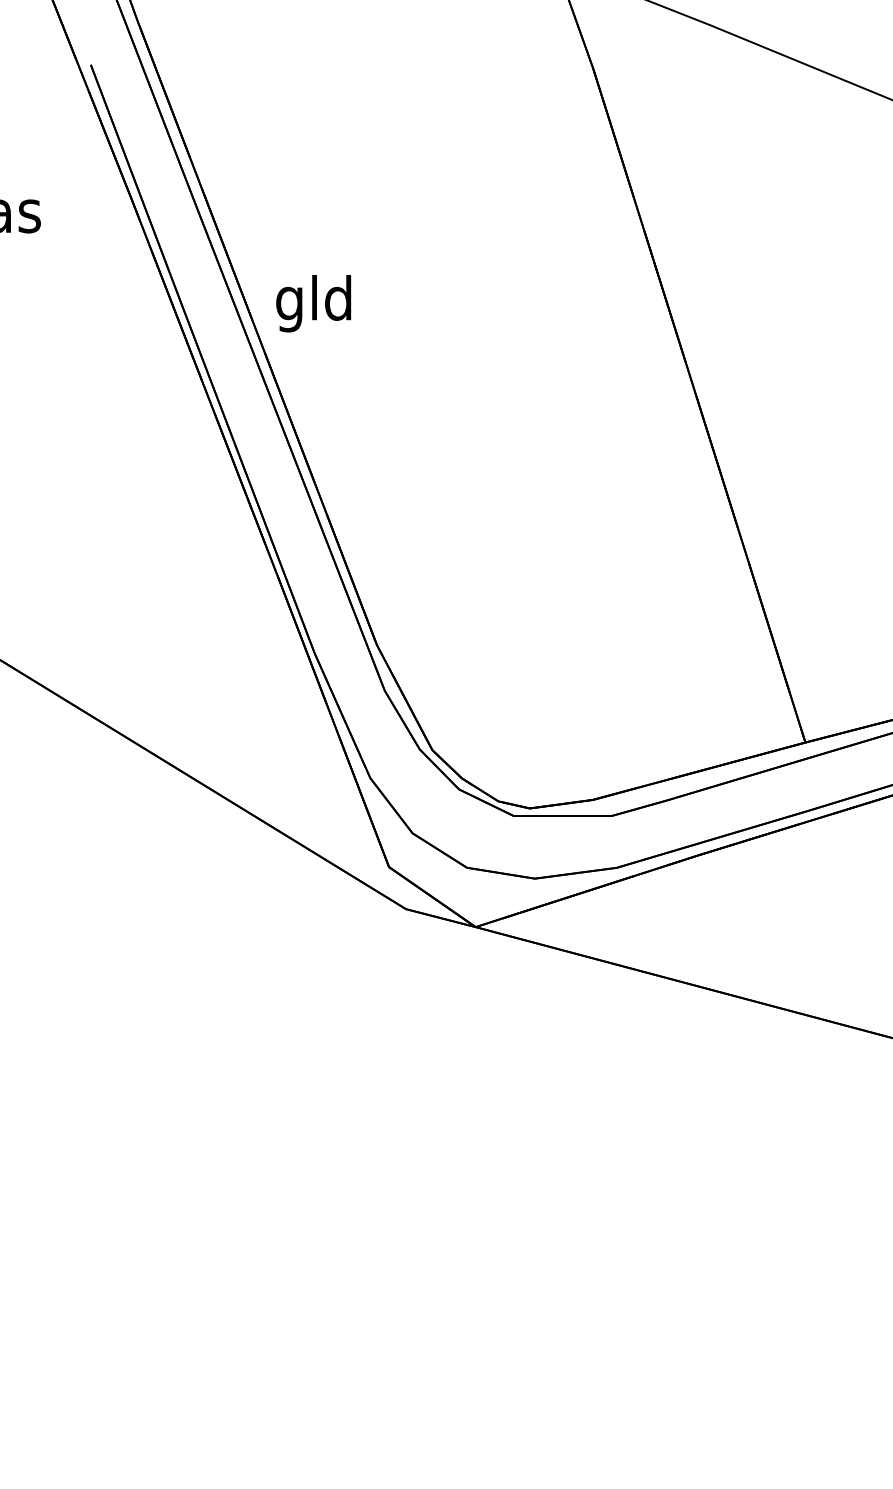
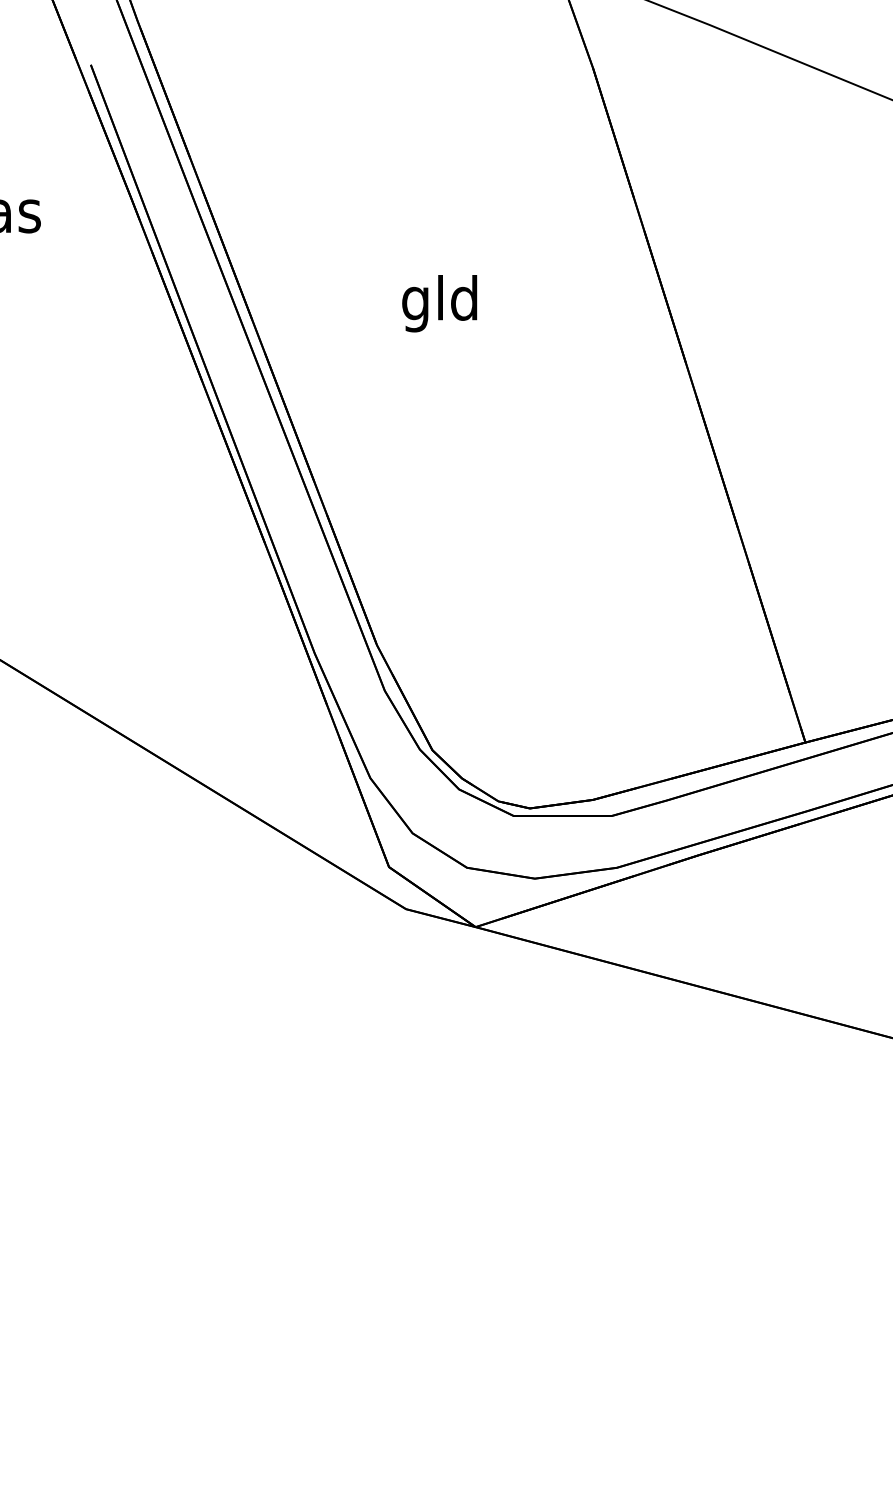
text position: (313, 303) -> (439, 303) (439, 303)
